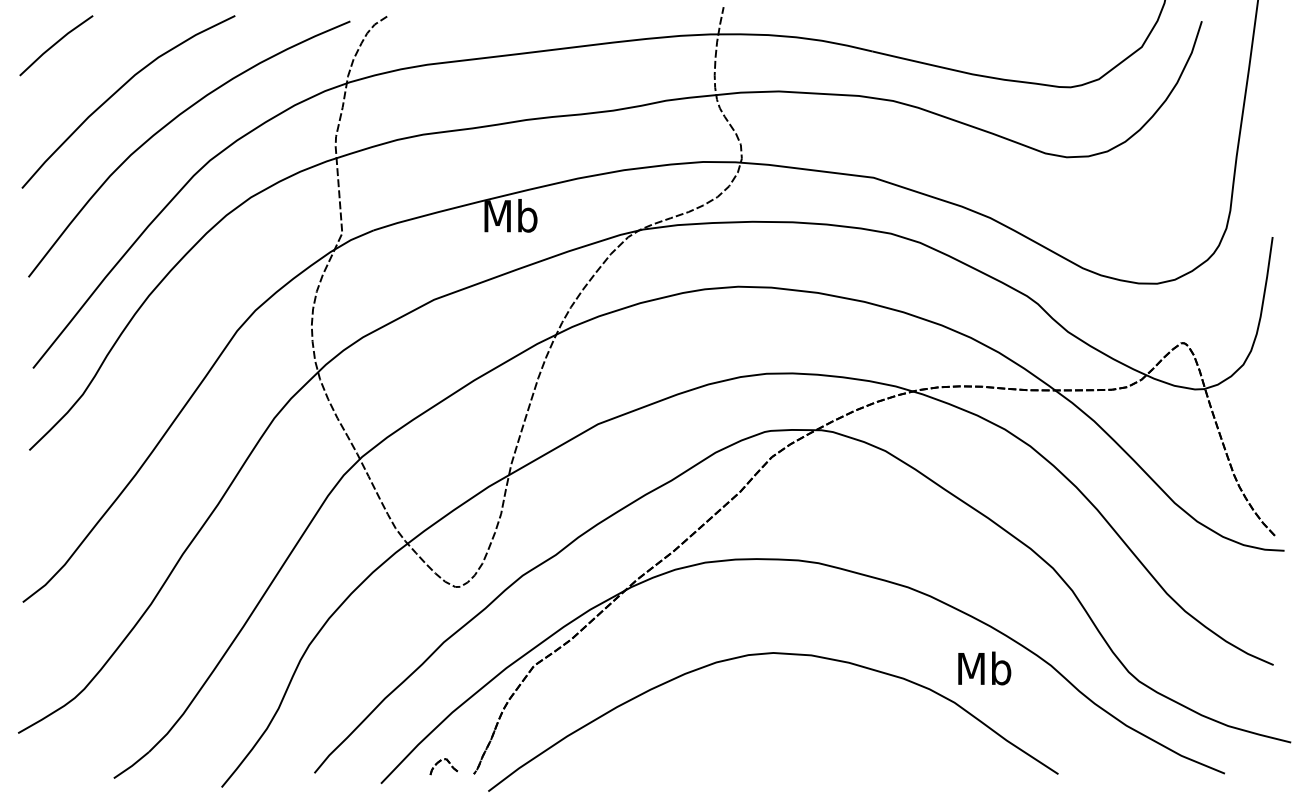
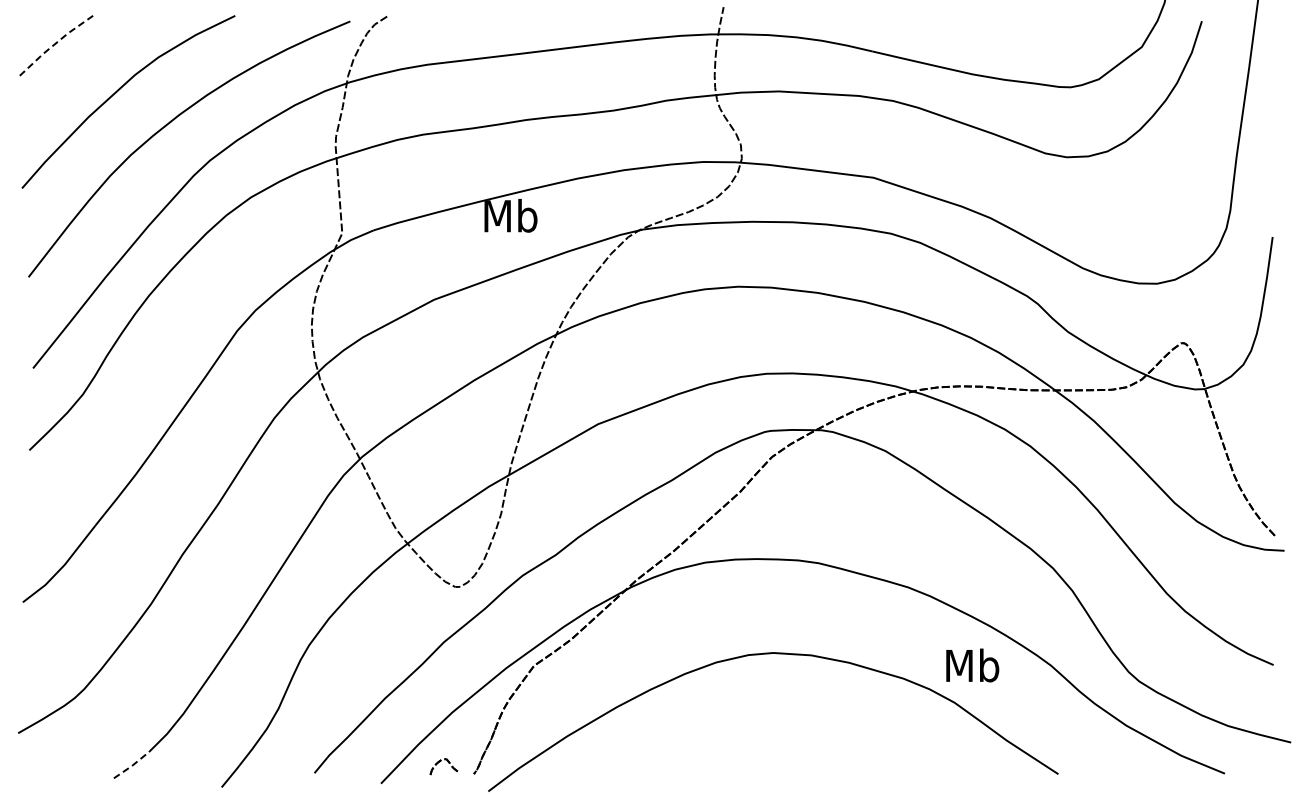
line: solid -> dashed (55, 43)
text position: (984, 668) -> (972, 665) (972, 665)
line: solid -> dashed (132, 765)
